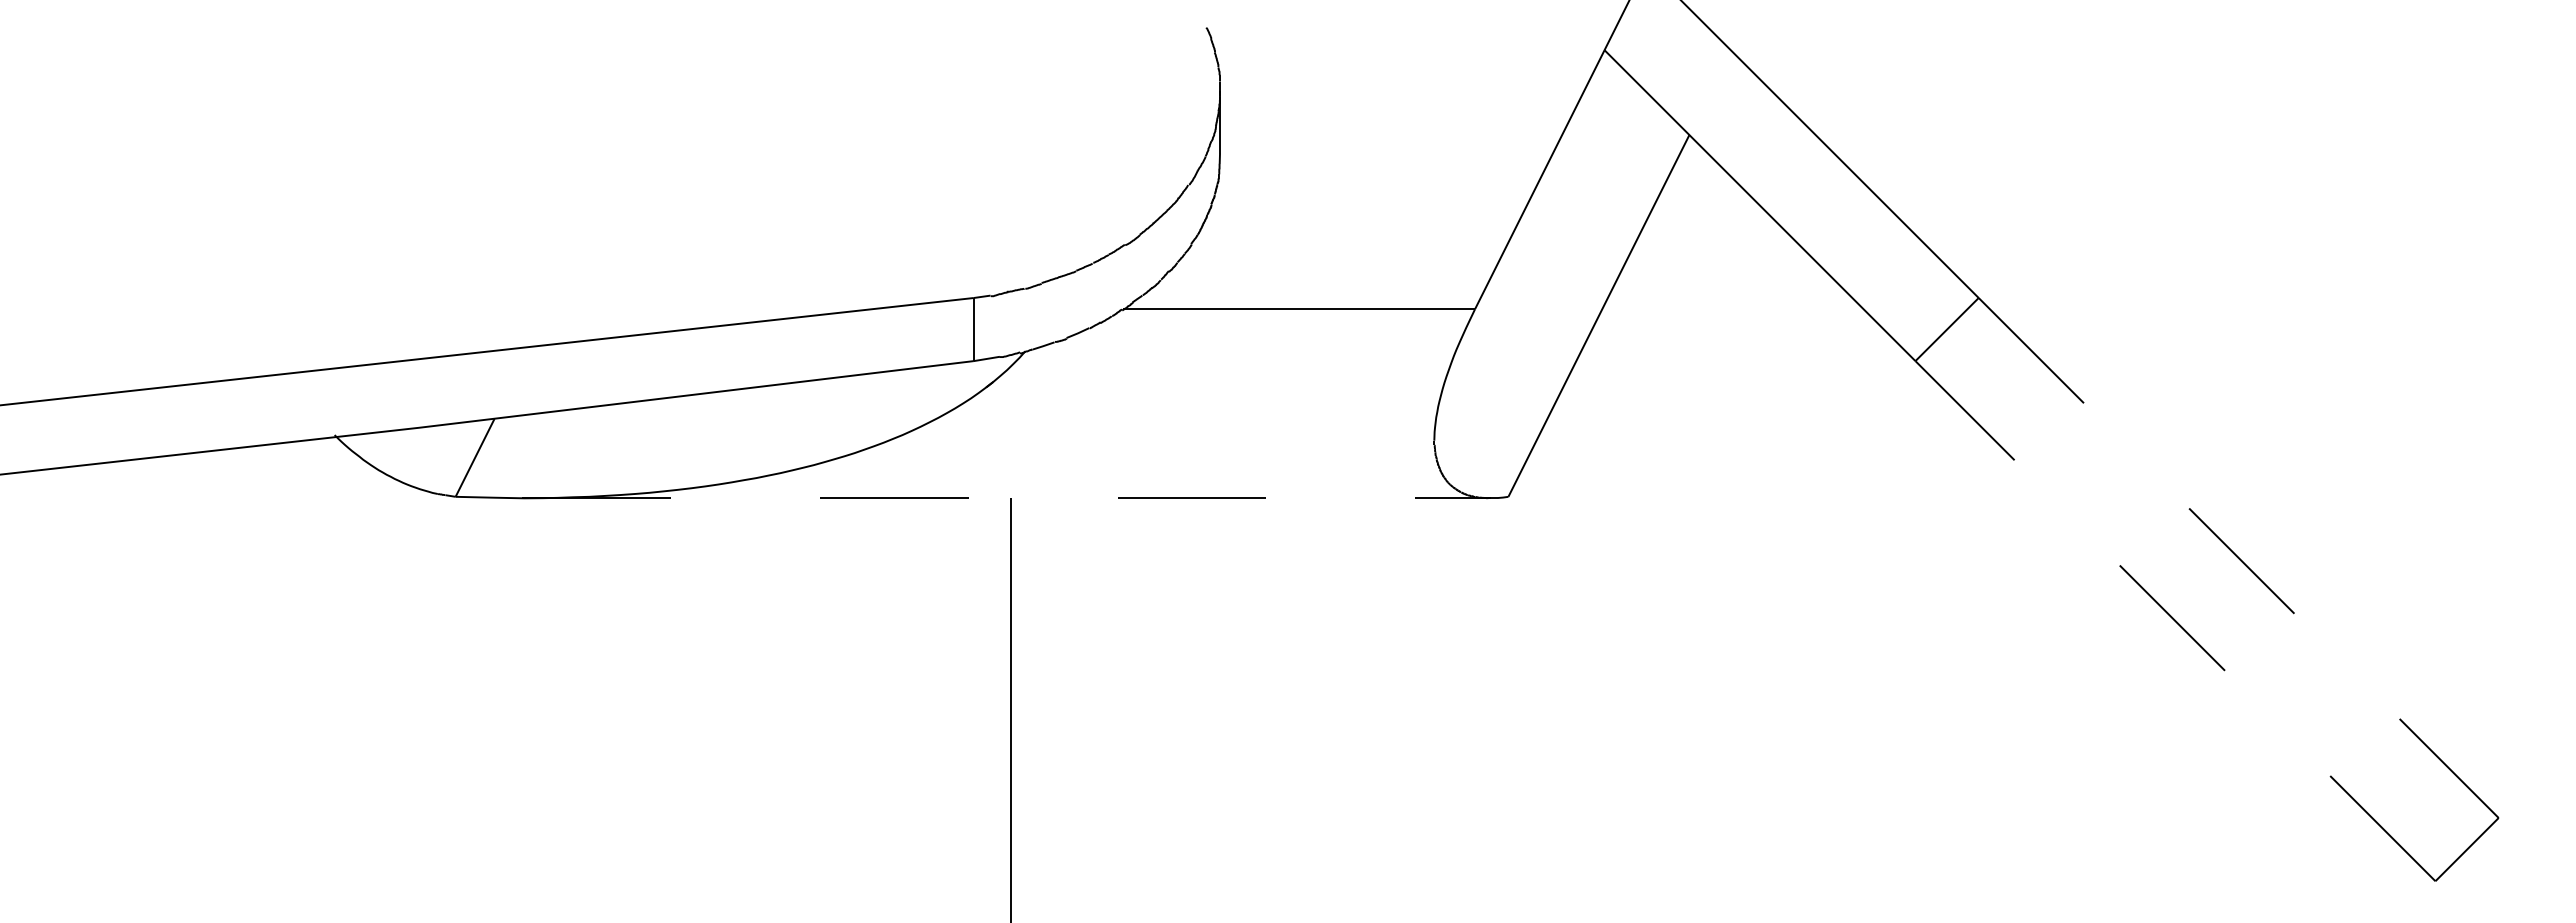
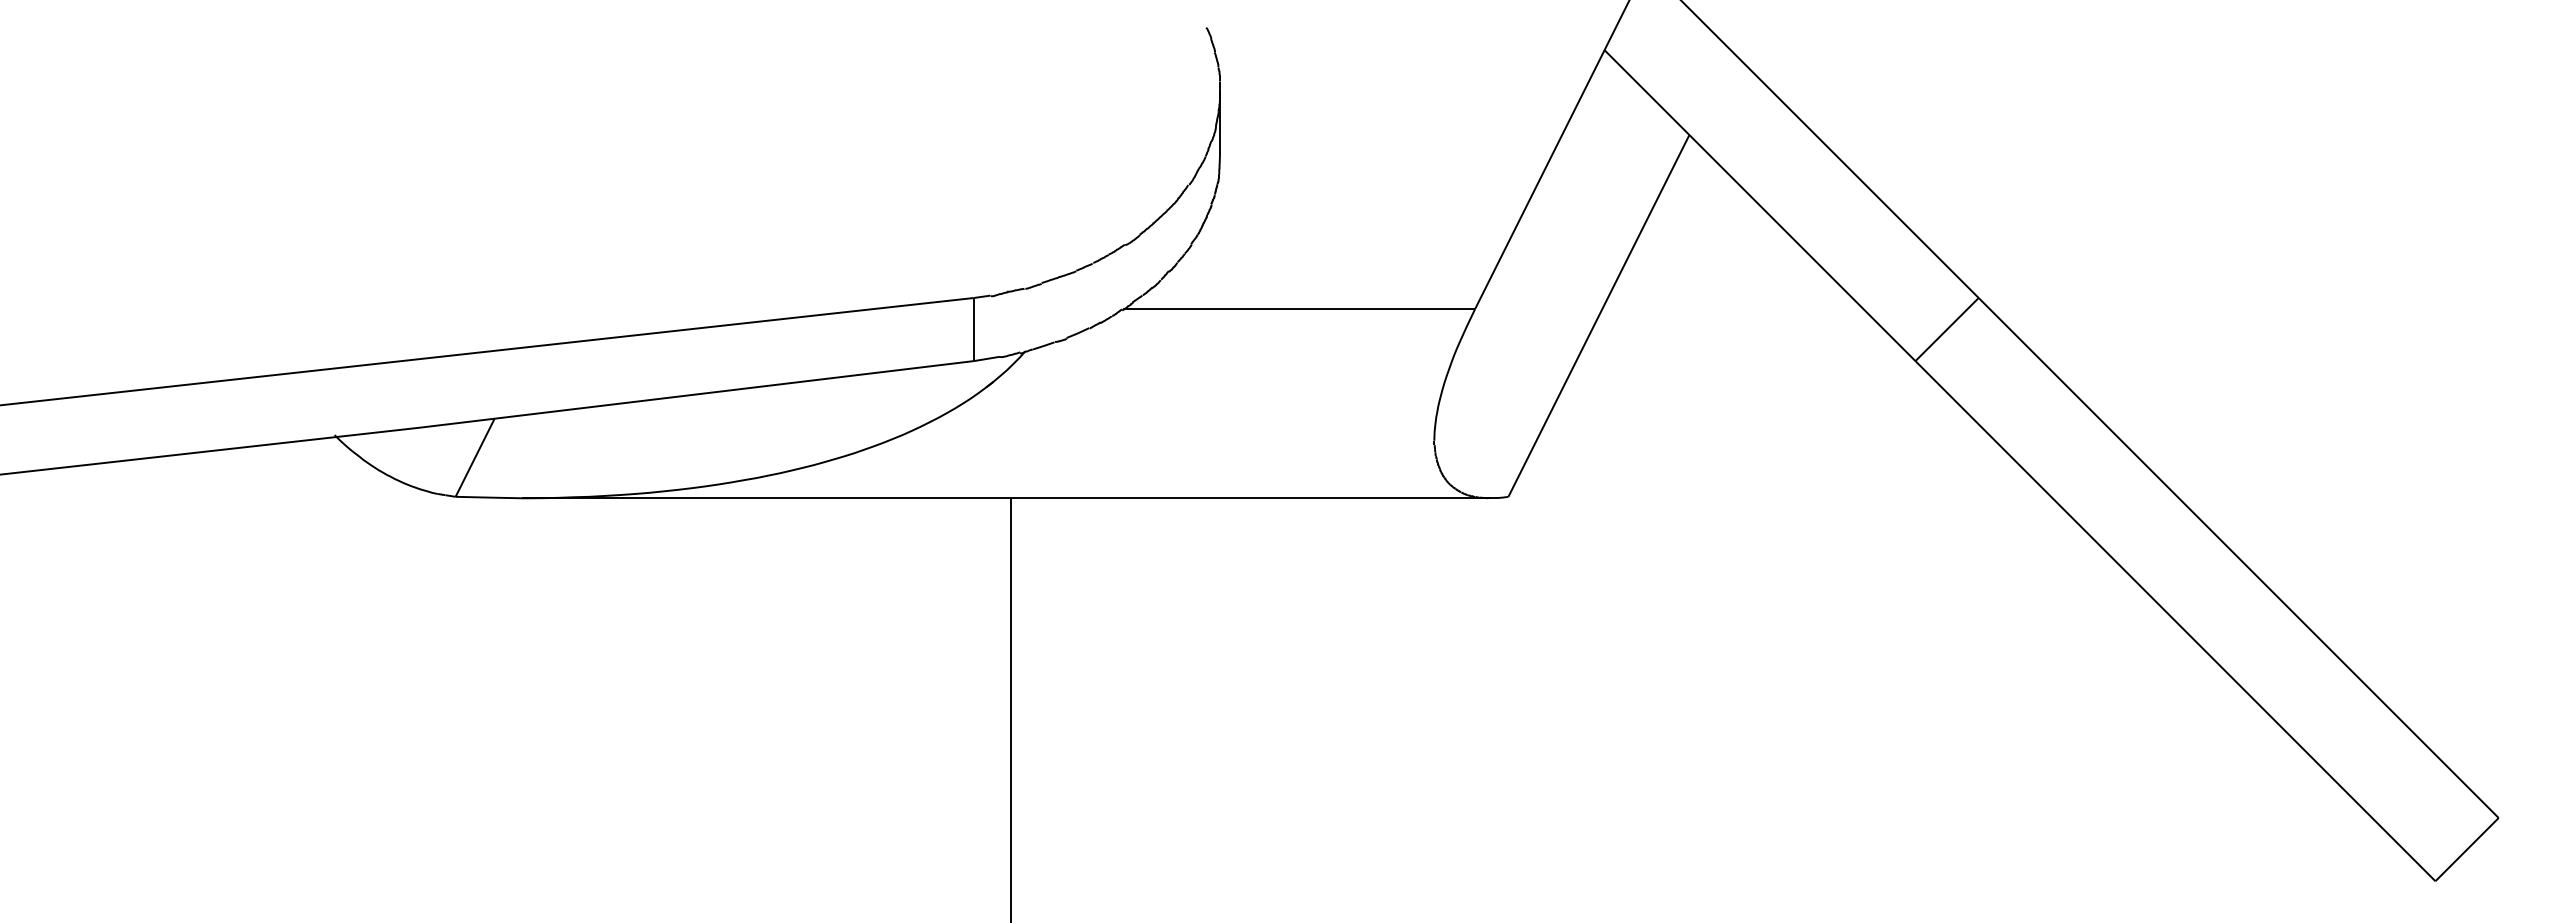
line: dashed -> solid (1007, 498)
line: dashed -> solid (2238, 558)
line: dashed -> solid (2175, 621)
